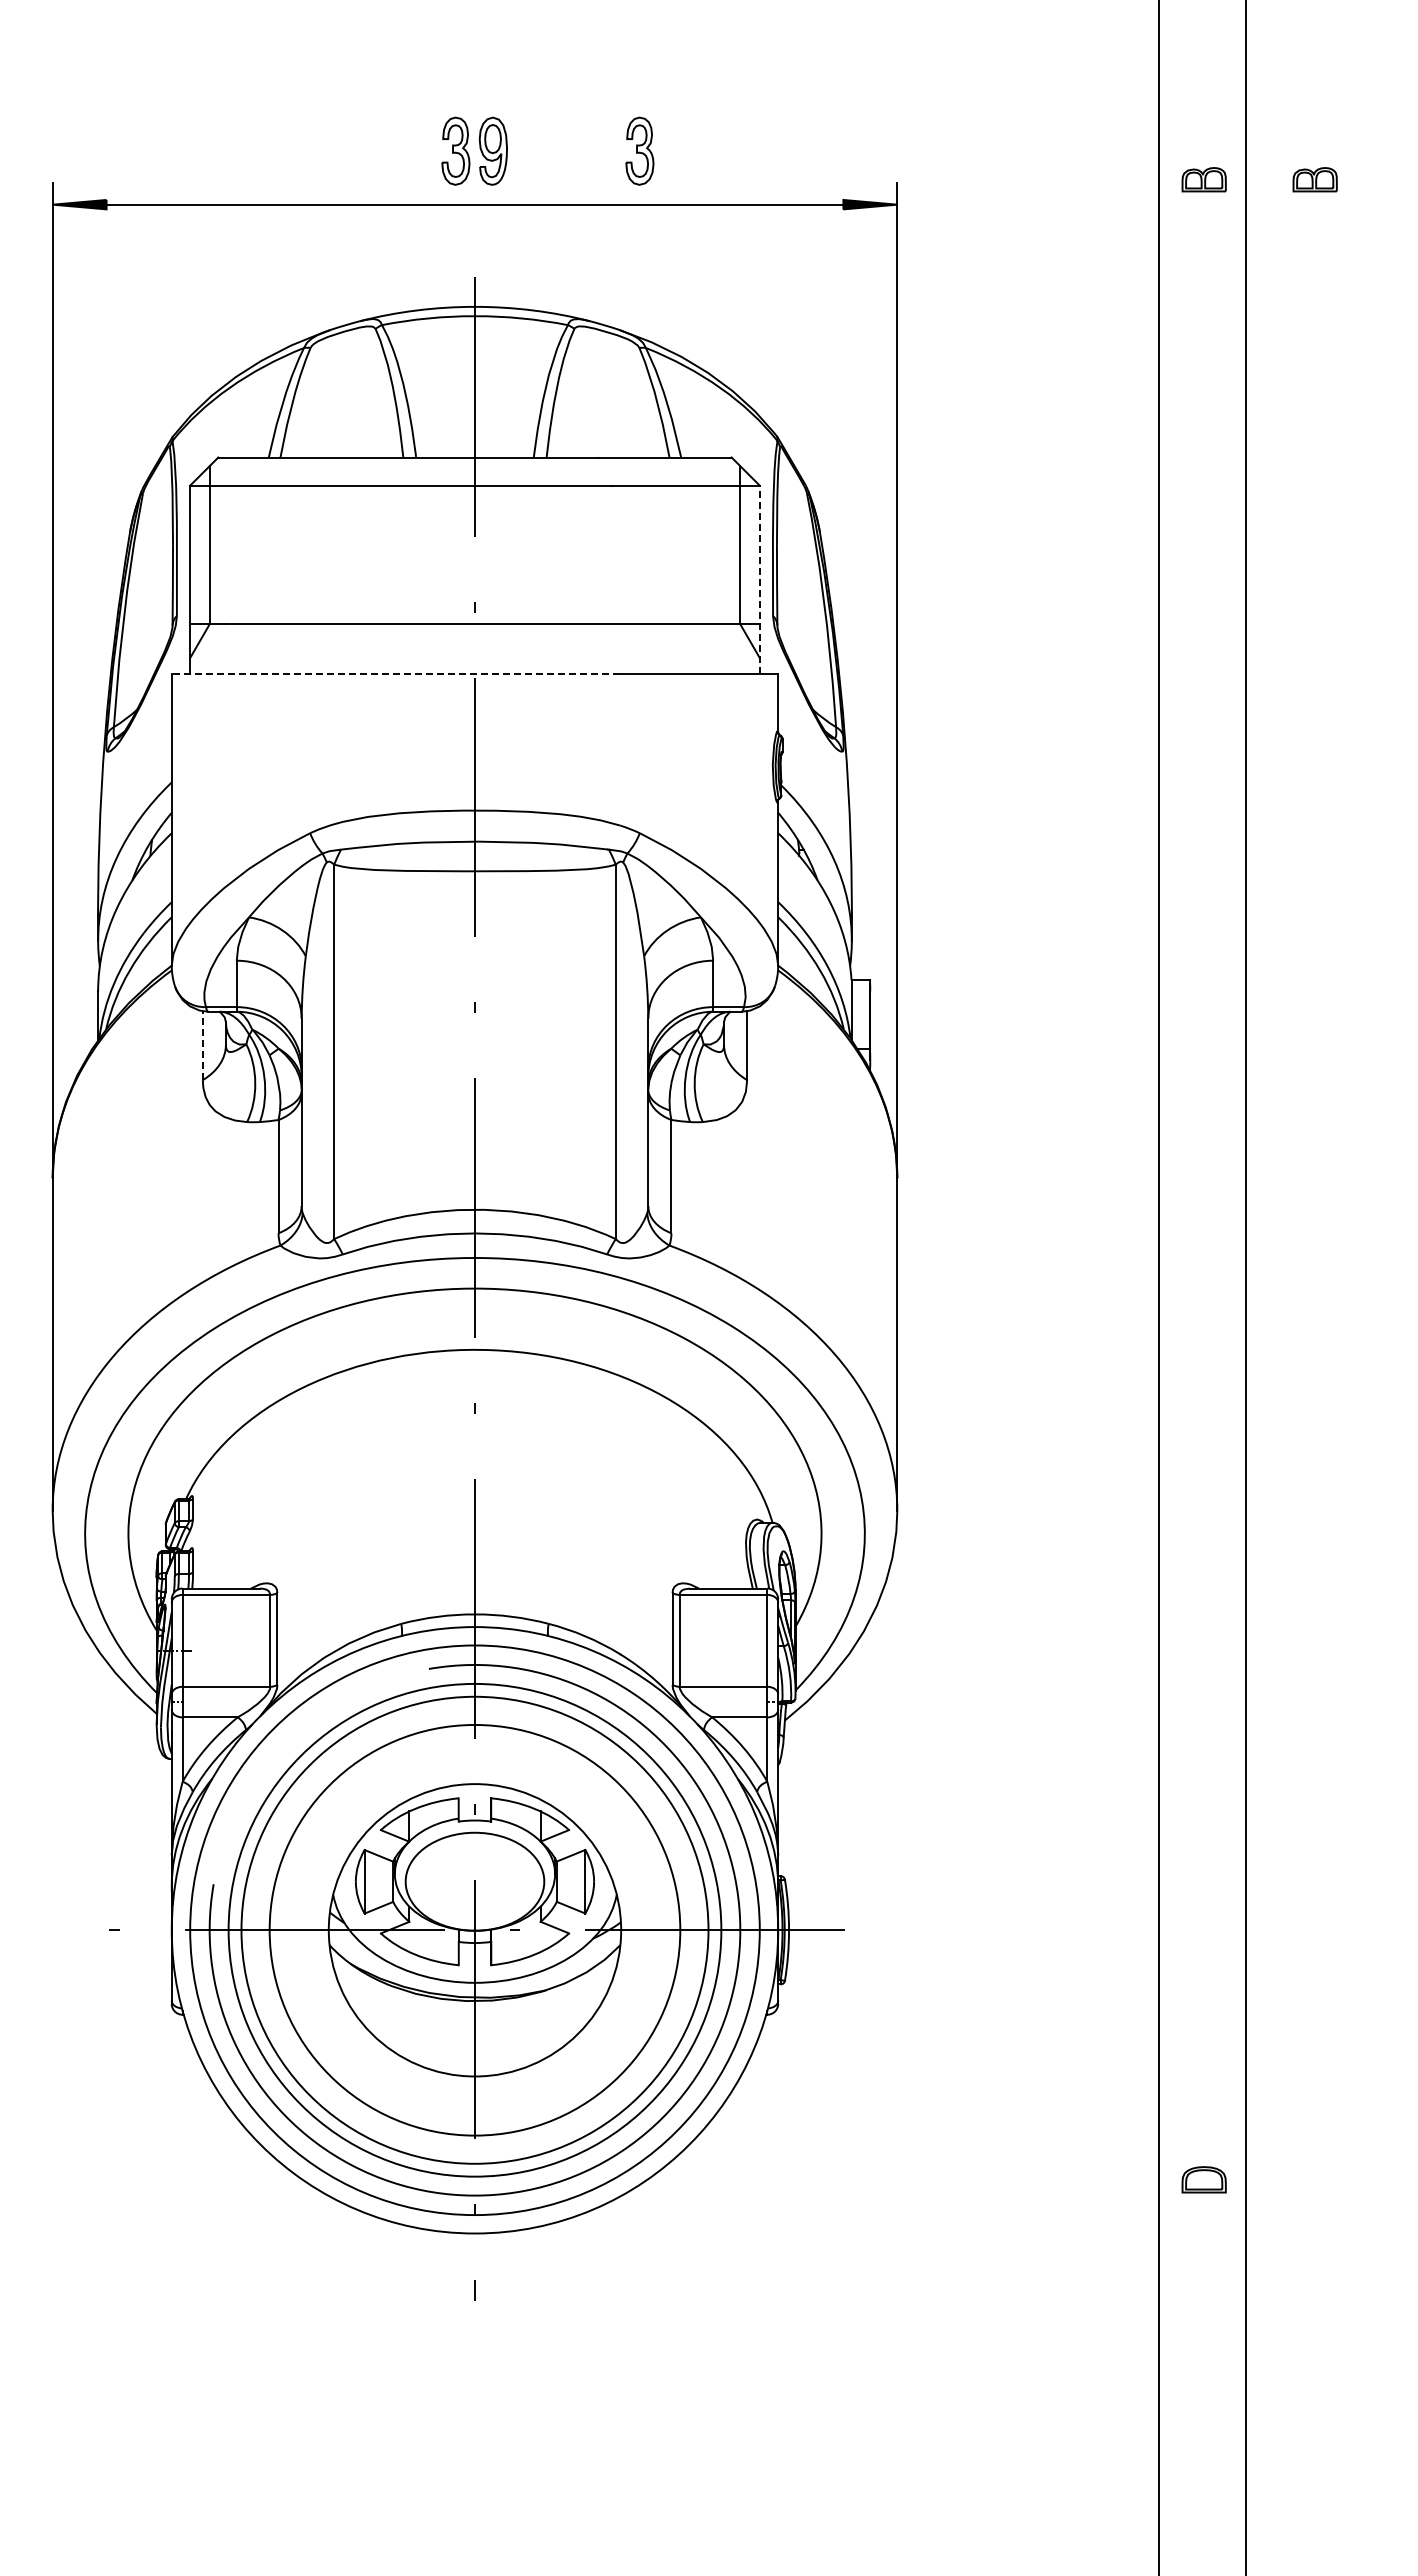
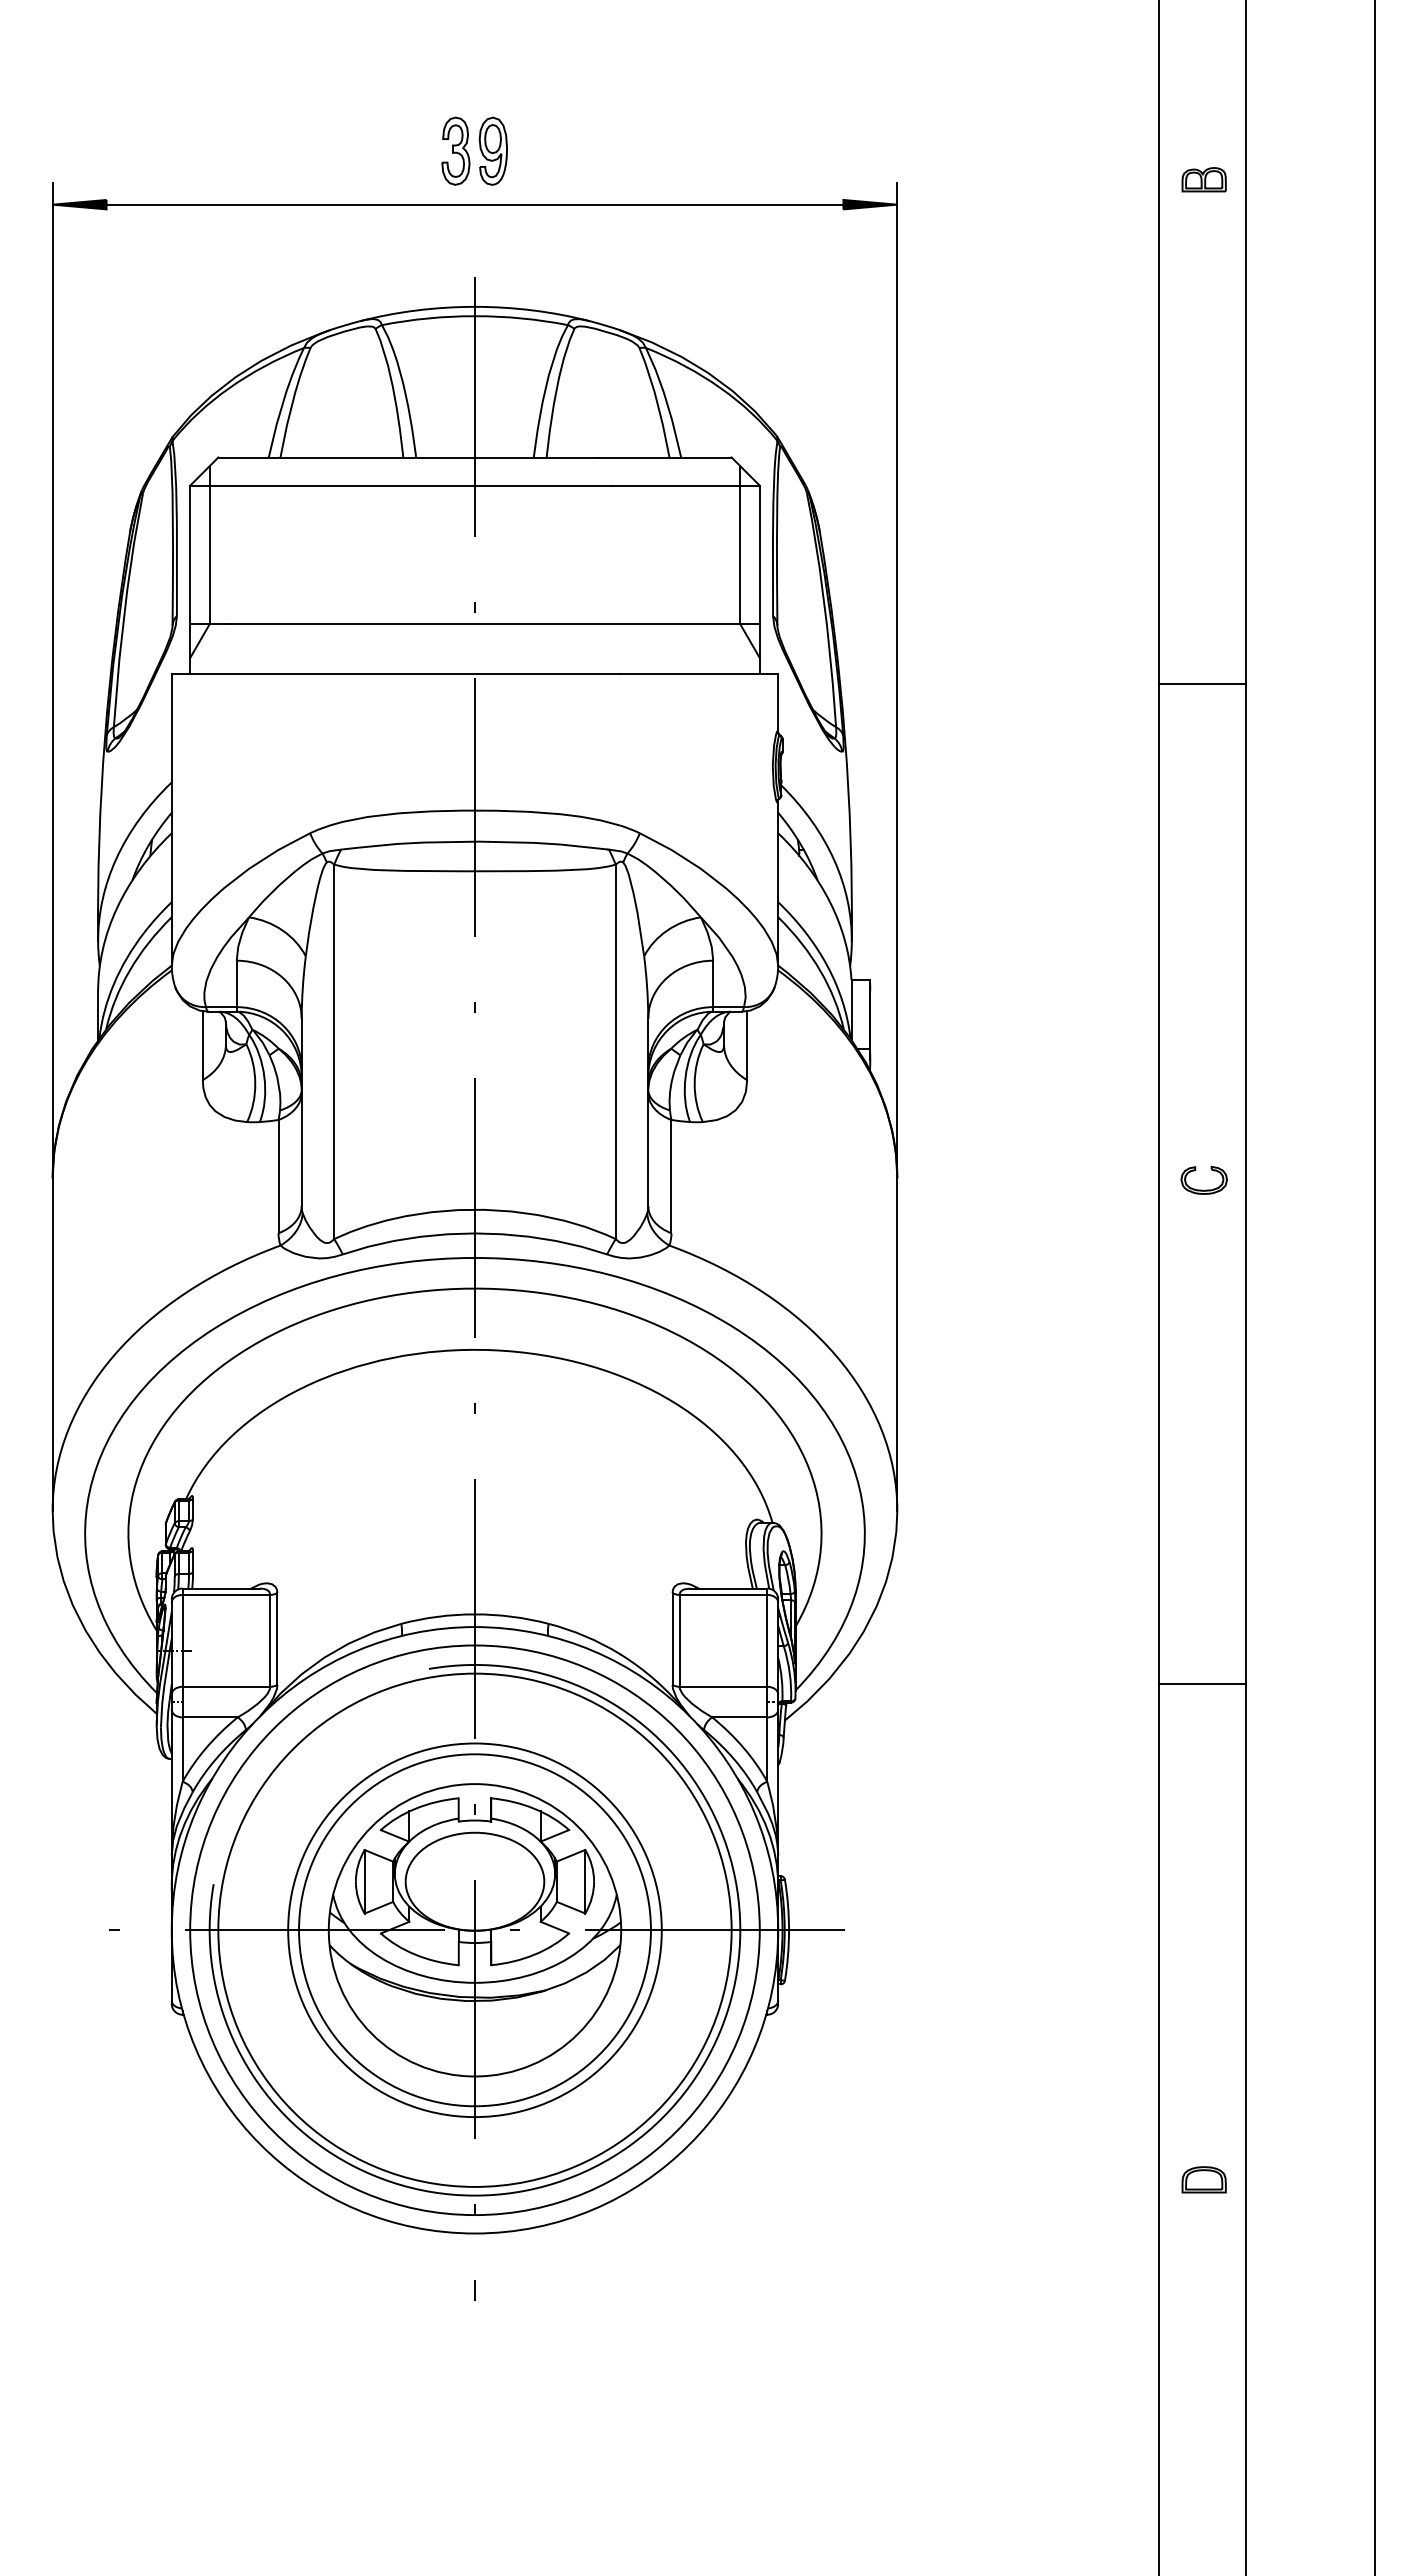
part: present -> none (639, 150)
part: present -> none (1314, 179)
line: dashed -> solid (759, 579)
line: dashed -> solid (395, 674)
line: none -> present (1201, 683)
line: dashed -> solid (202, 1045)
part: none -> present (1202, 1189)
line: none -> present (1375, 1287)
line: none -> present (1201, 1683)
circle diameter: 411 px -> 513 px (474, 1929)
circle diameter: 467 px -> 374 px (474, 1930)
circle diameter: 493 px -> 352 px (474, 1930)
